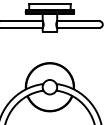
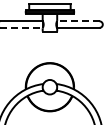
line: solid -> dashed (77, 21)
line: solid -> dashed (22, 27)
